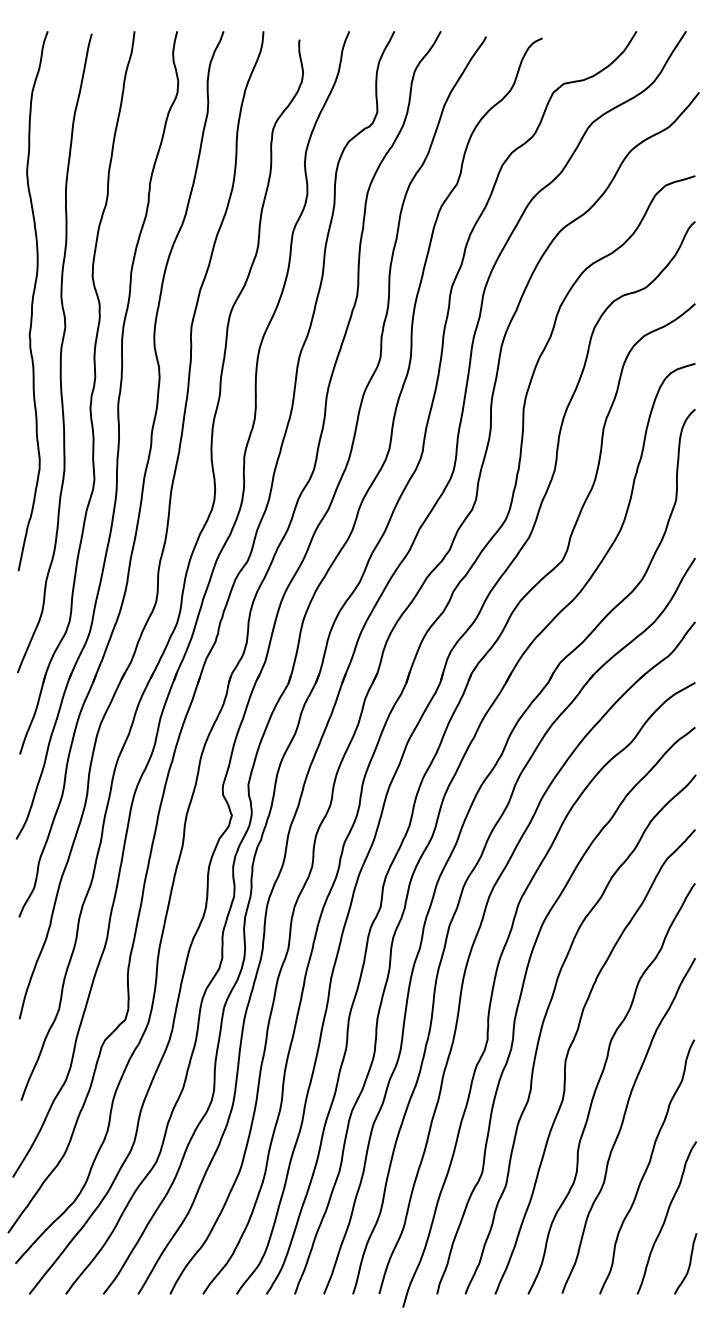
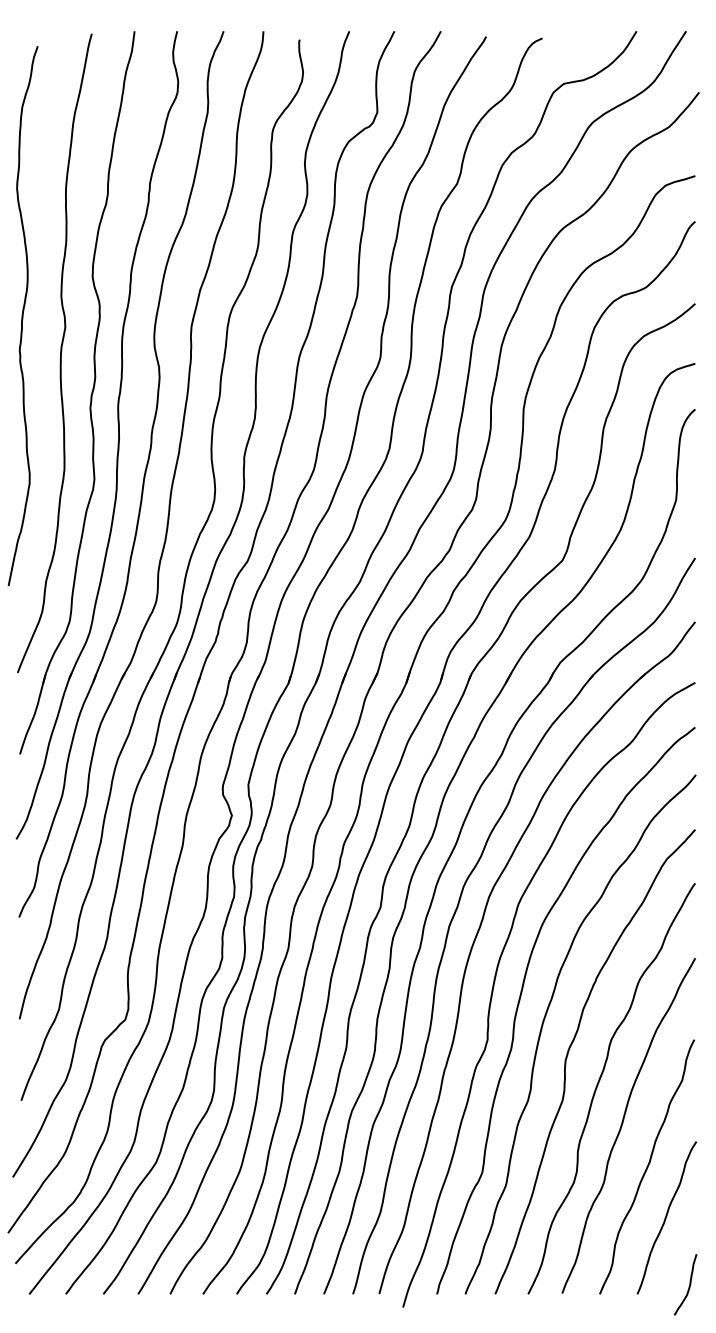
curve position: (32, 301) -> (22, 316) (22, 316)
curve position: (688, 1265) -> (688, 1286) (688, 1286)
